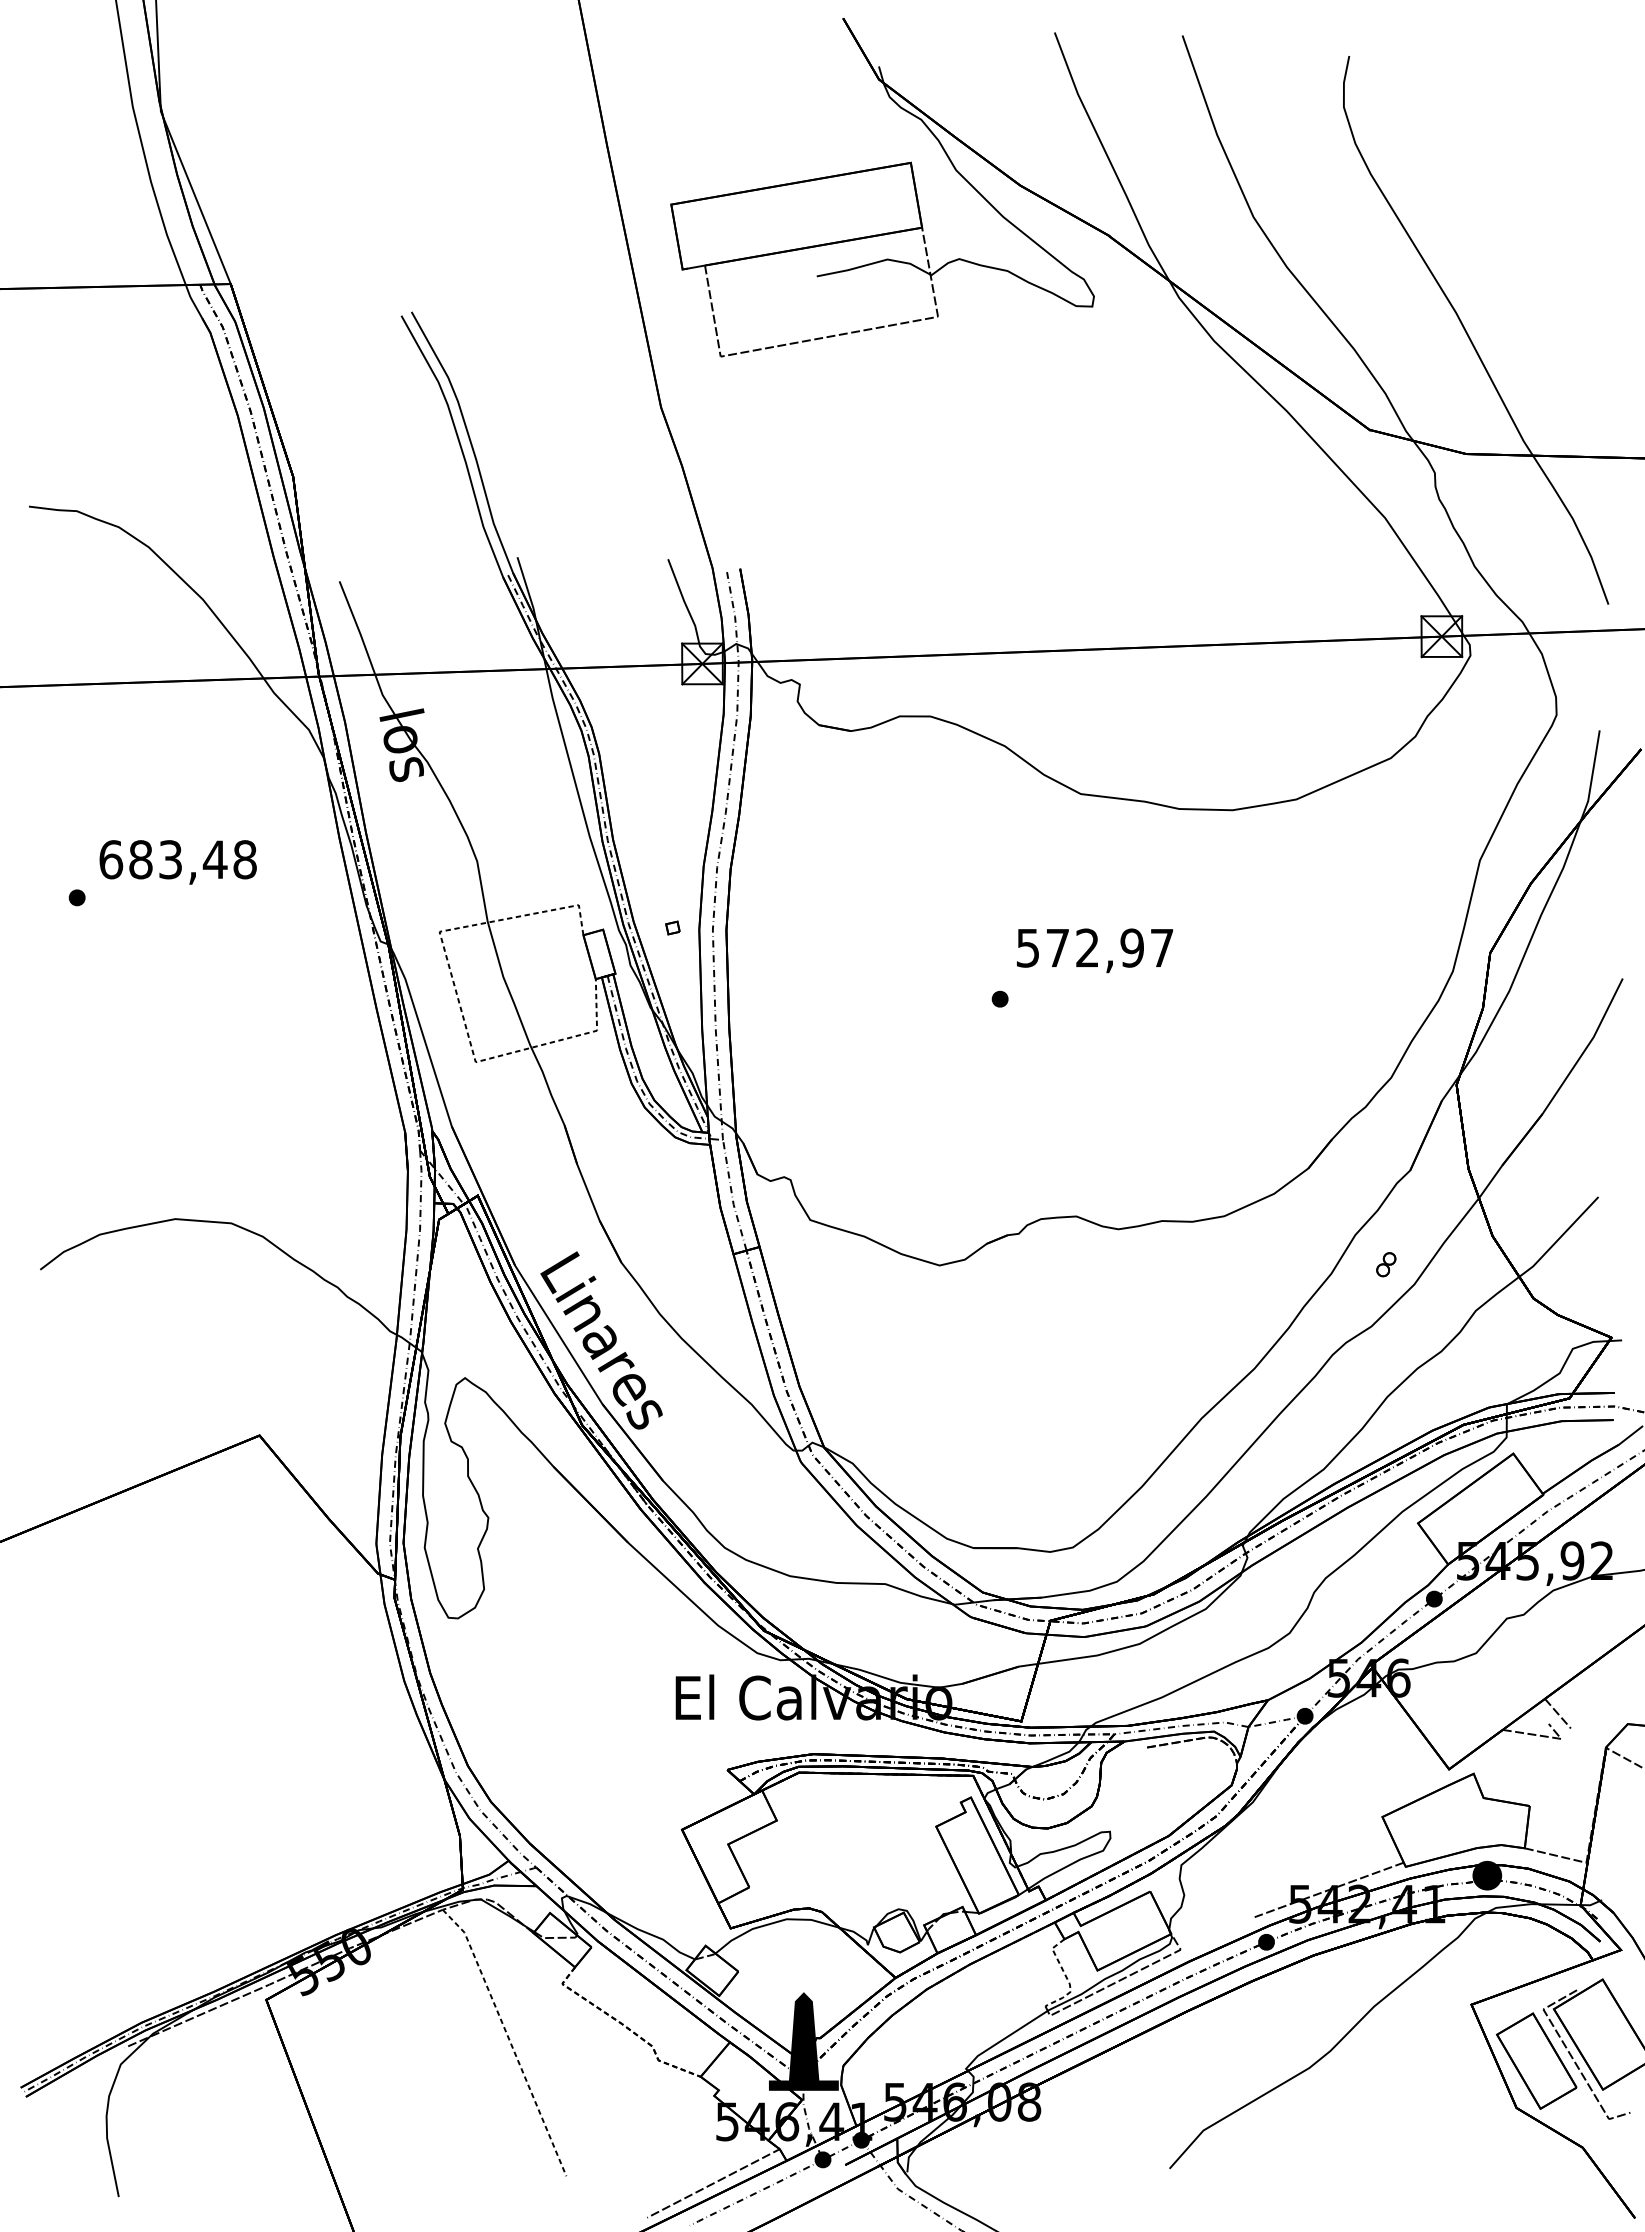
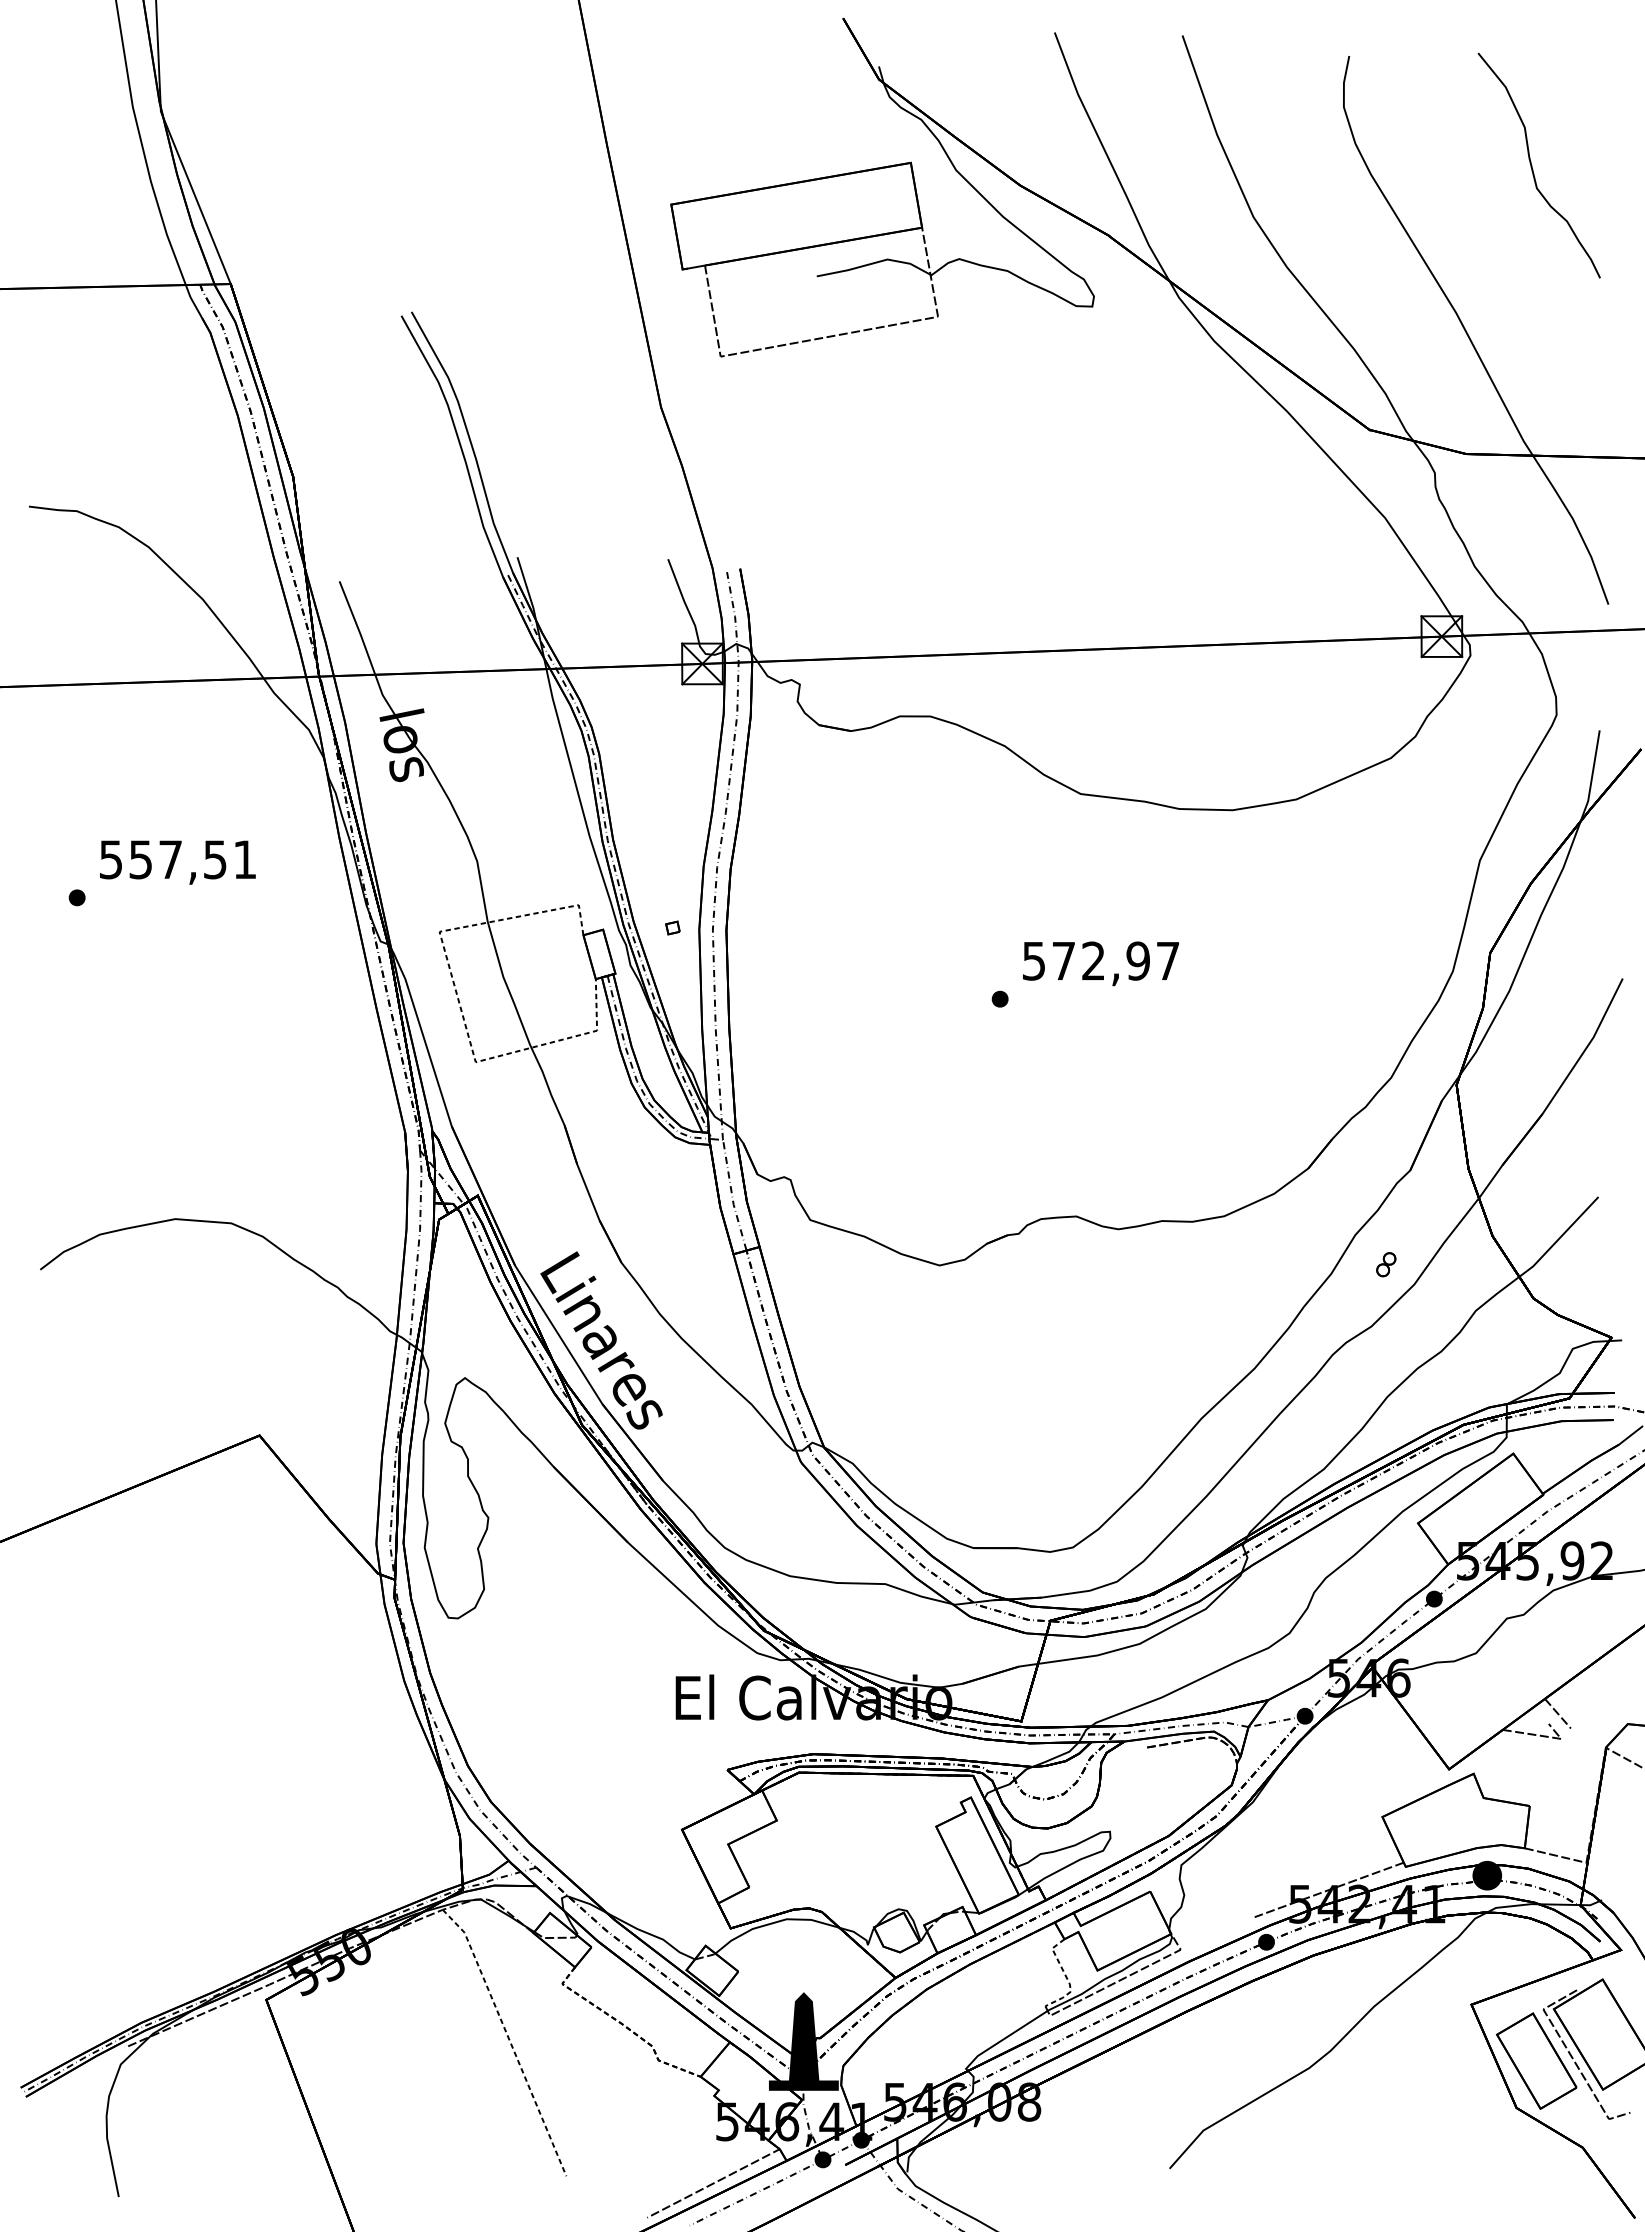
curve: none -> present (1532, 165)
text: 683,48 -> 557,51 (177, 859)
text position: (1094, 950) -> (1100, 963) (1100, 963)
